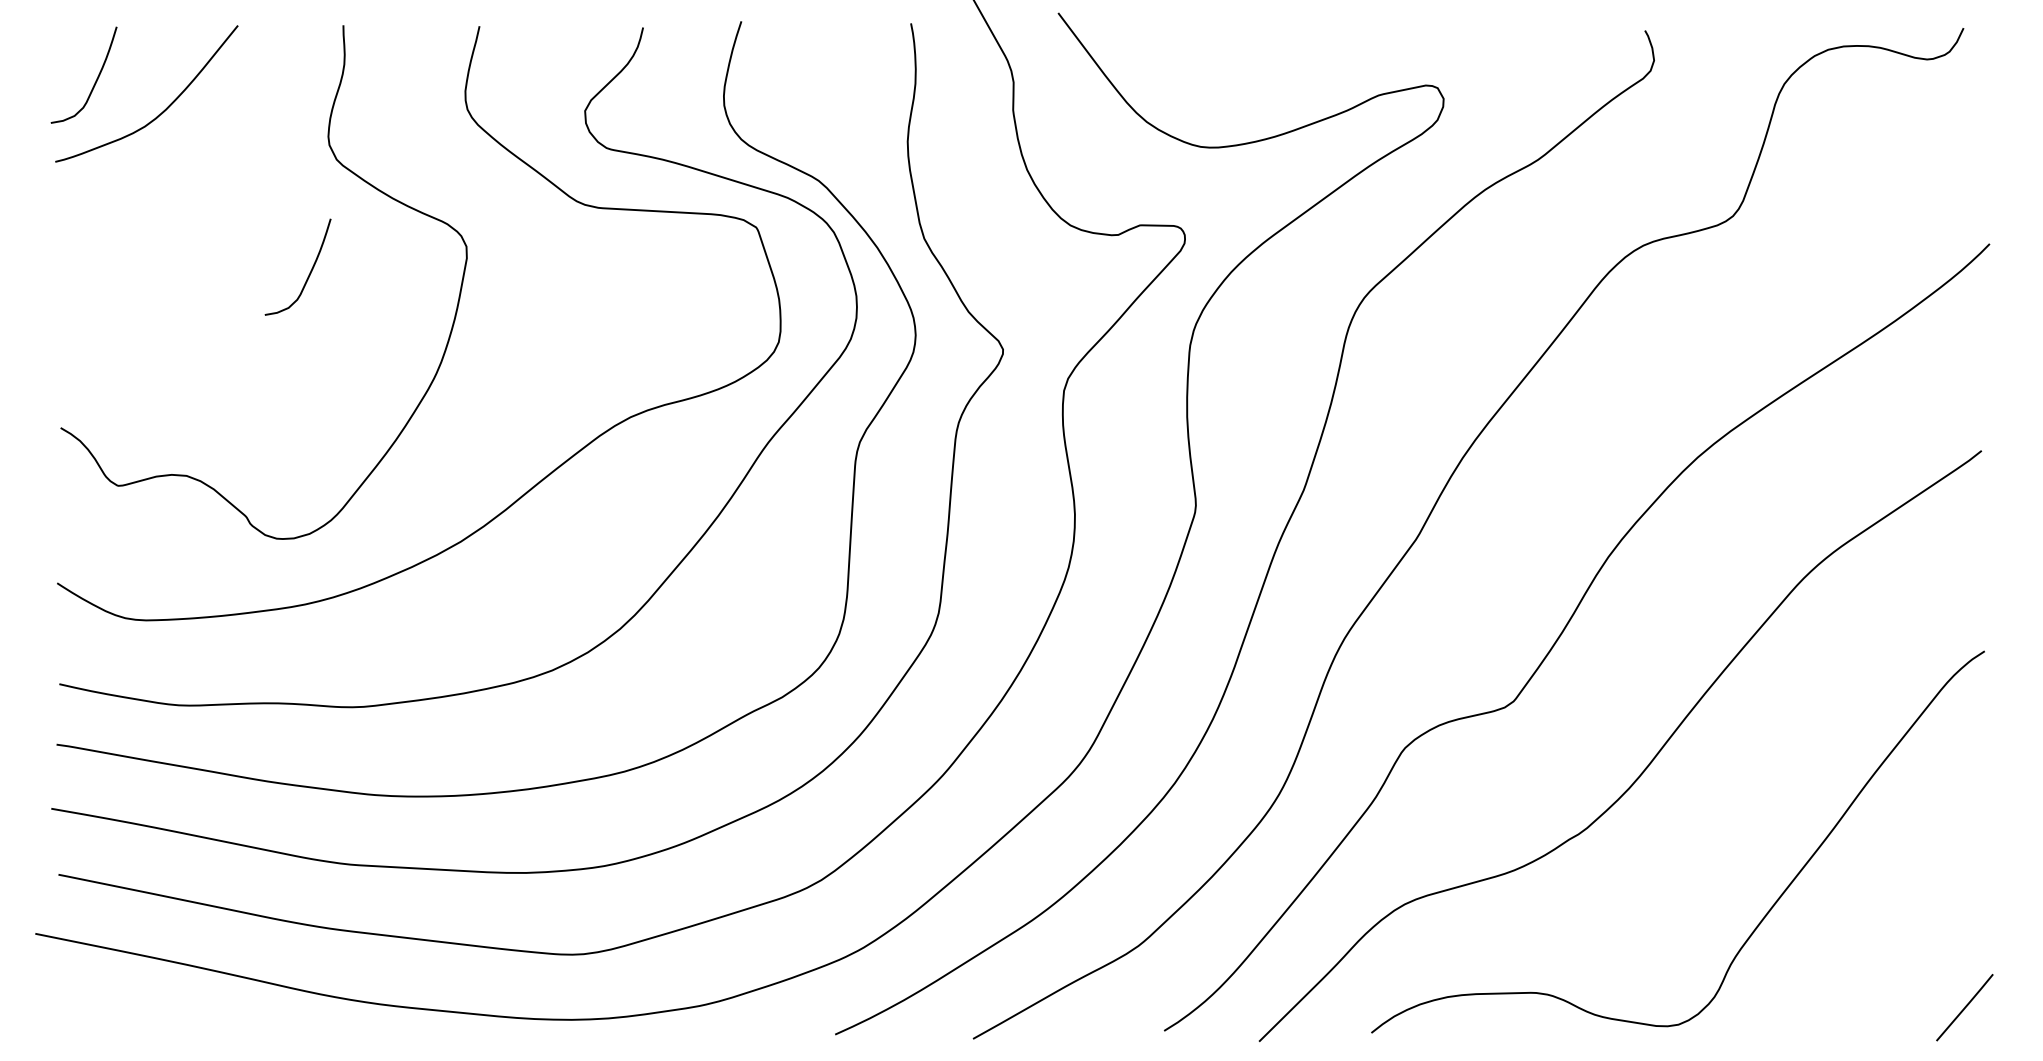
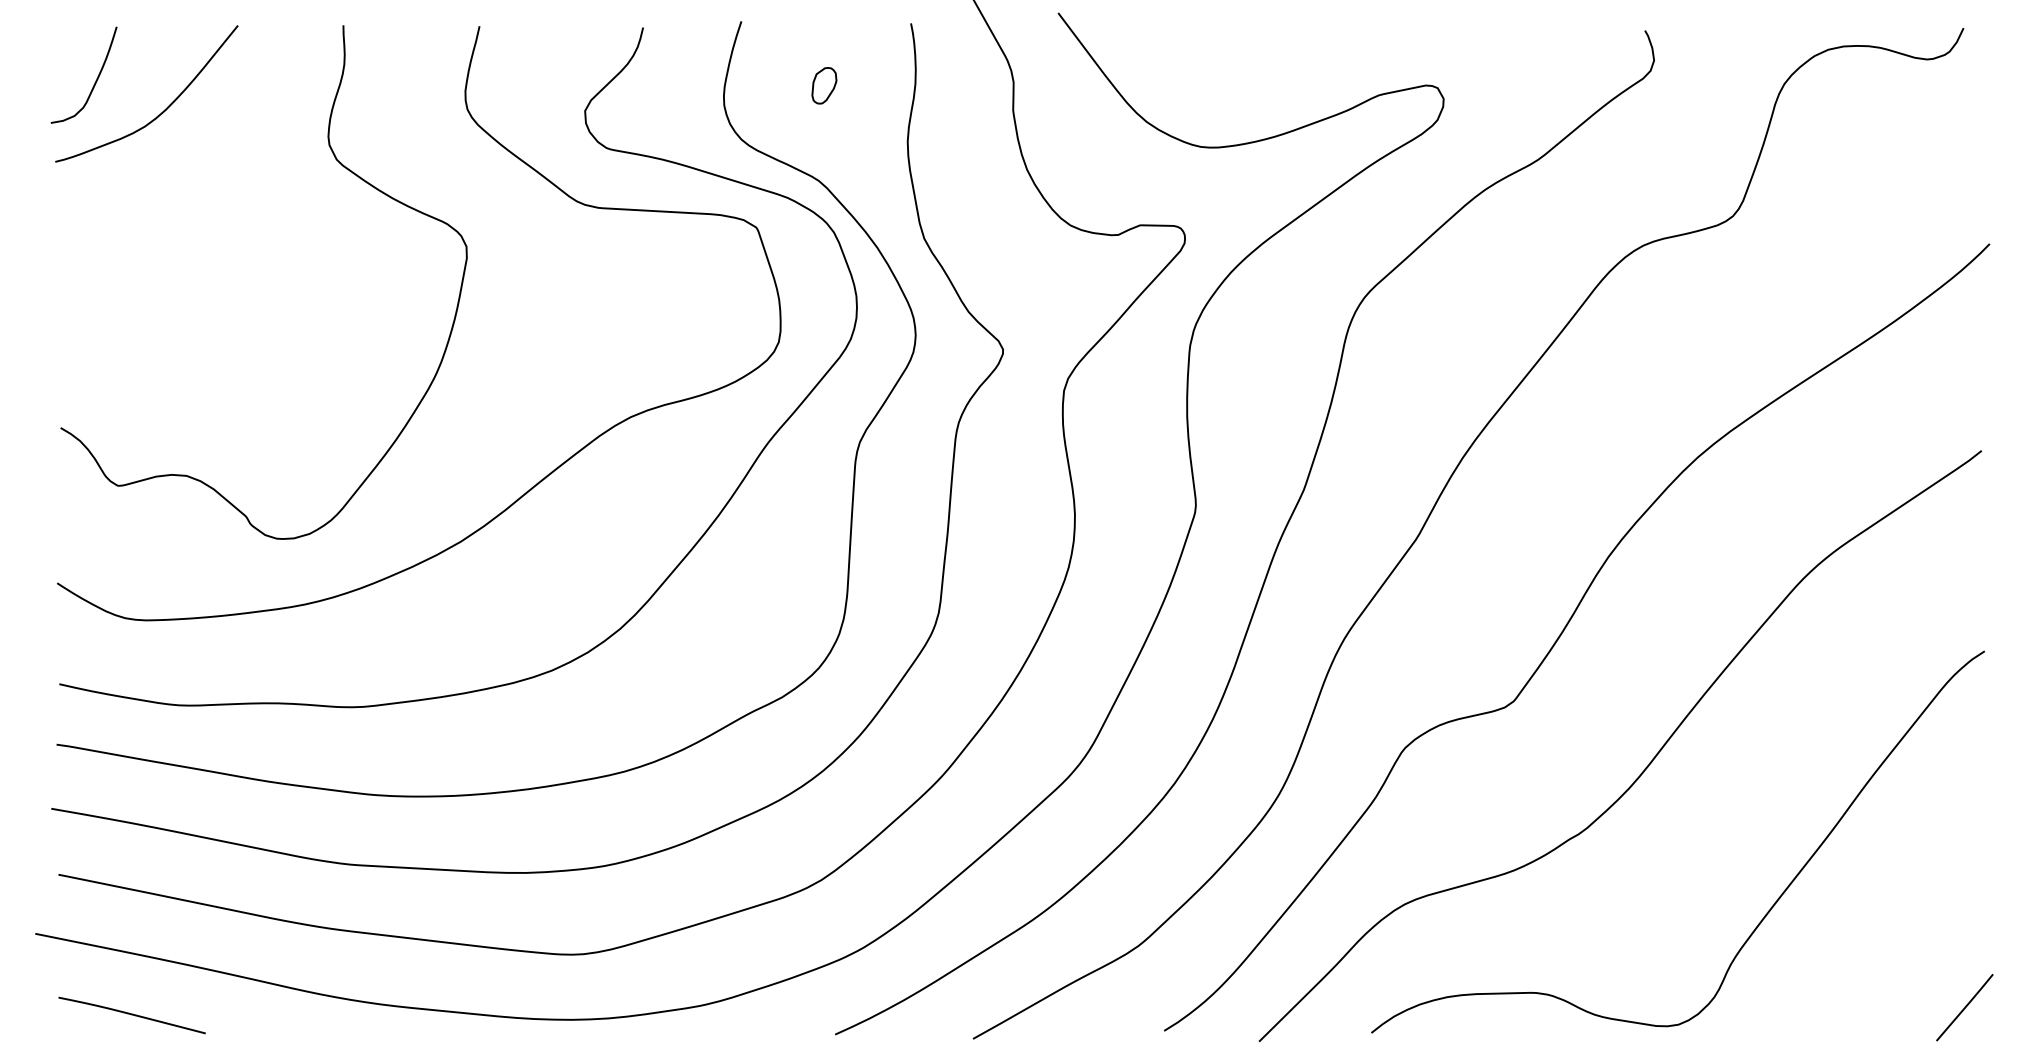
part: none -> present (824, 85)
curve: present -> none (309, 272)
curve: none -> present (131, 1015)
